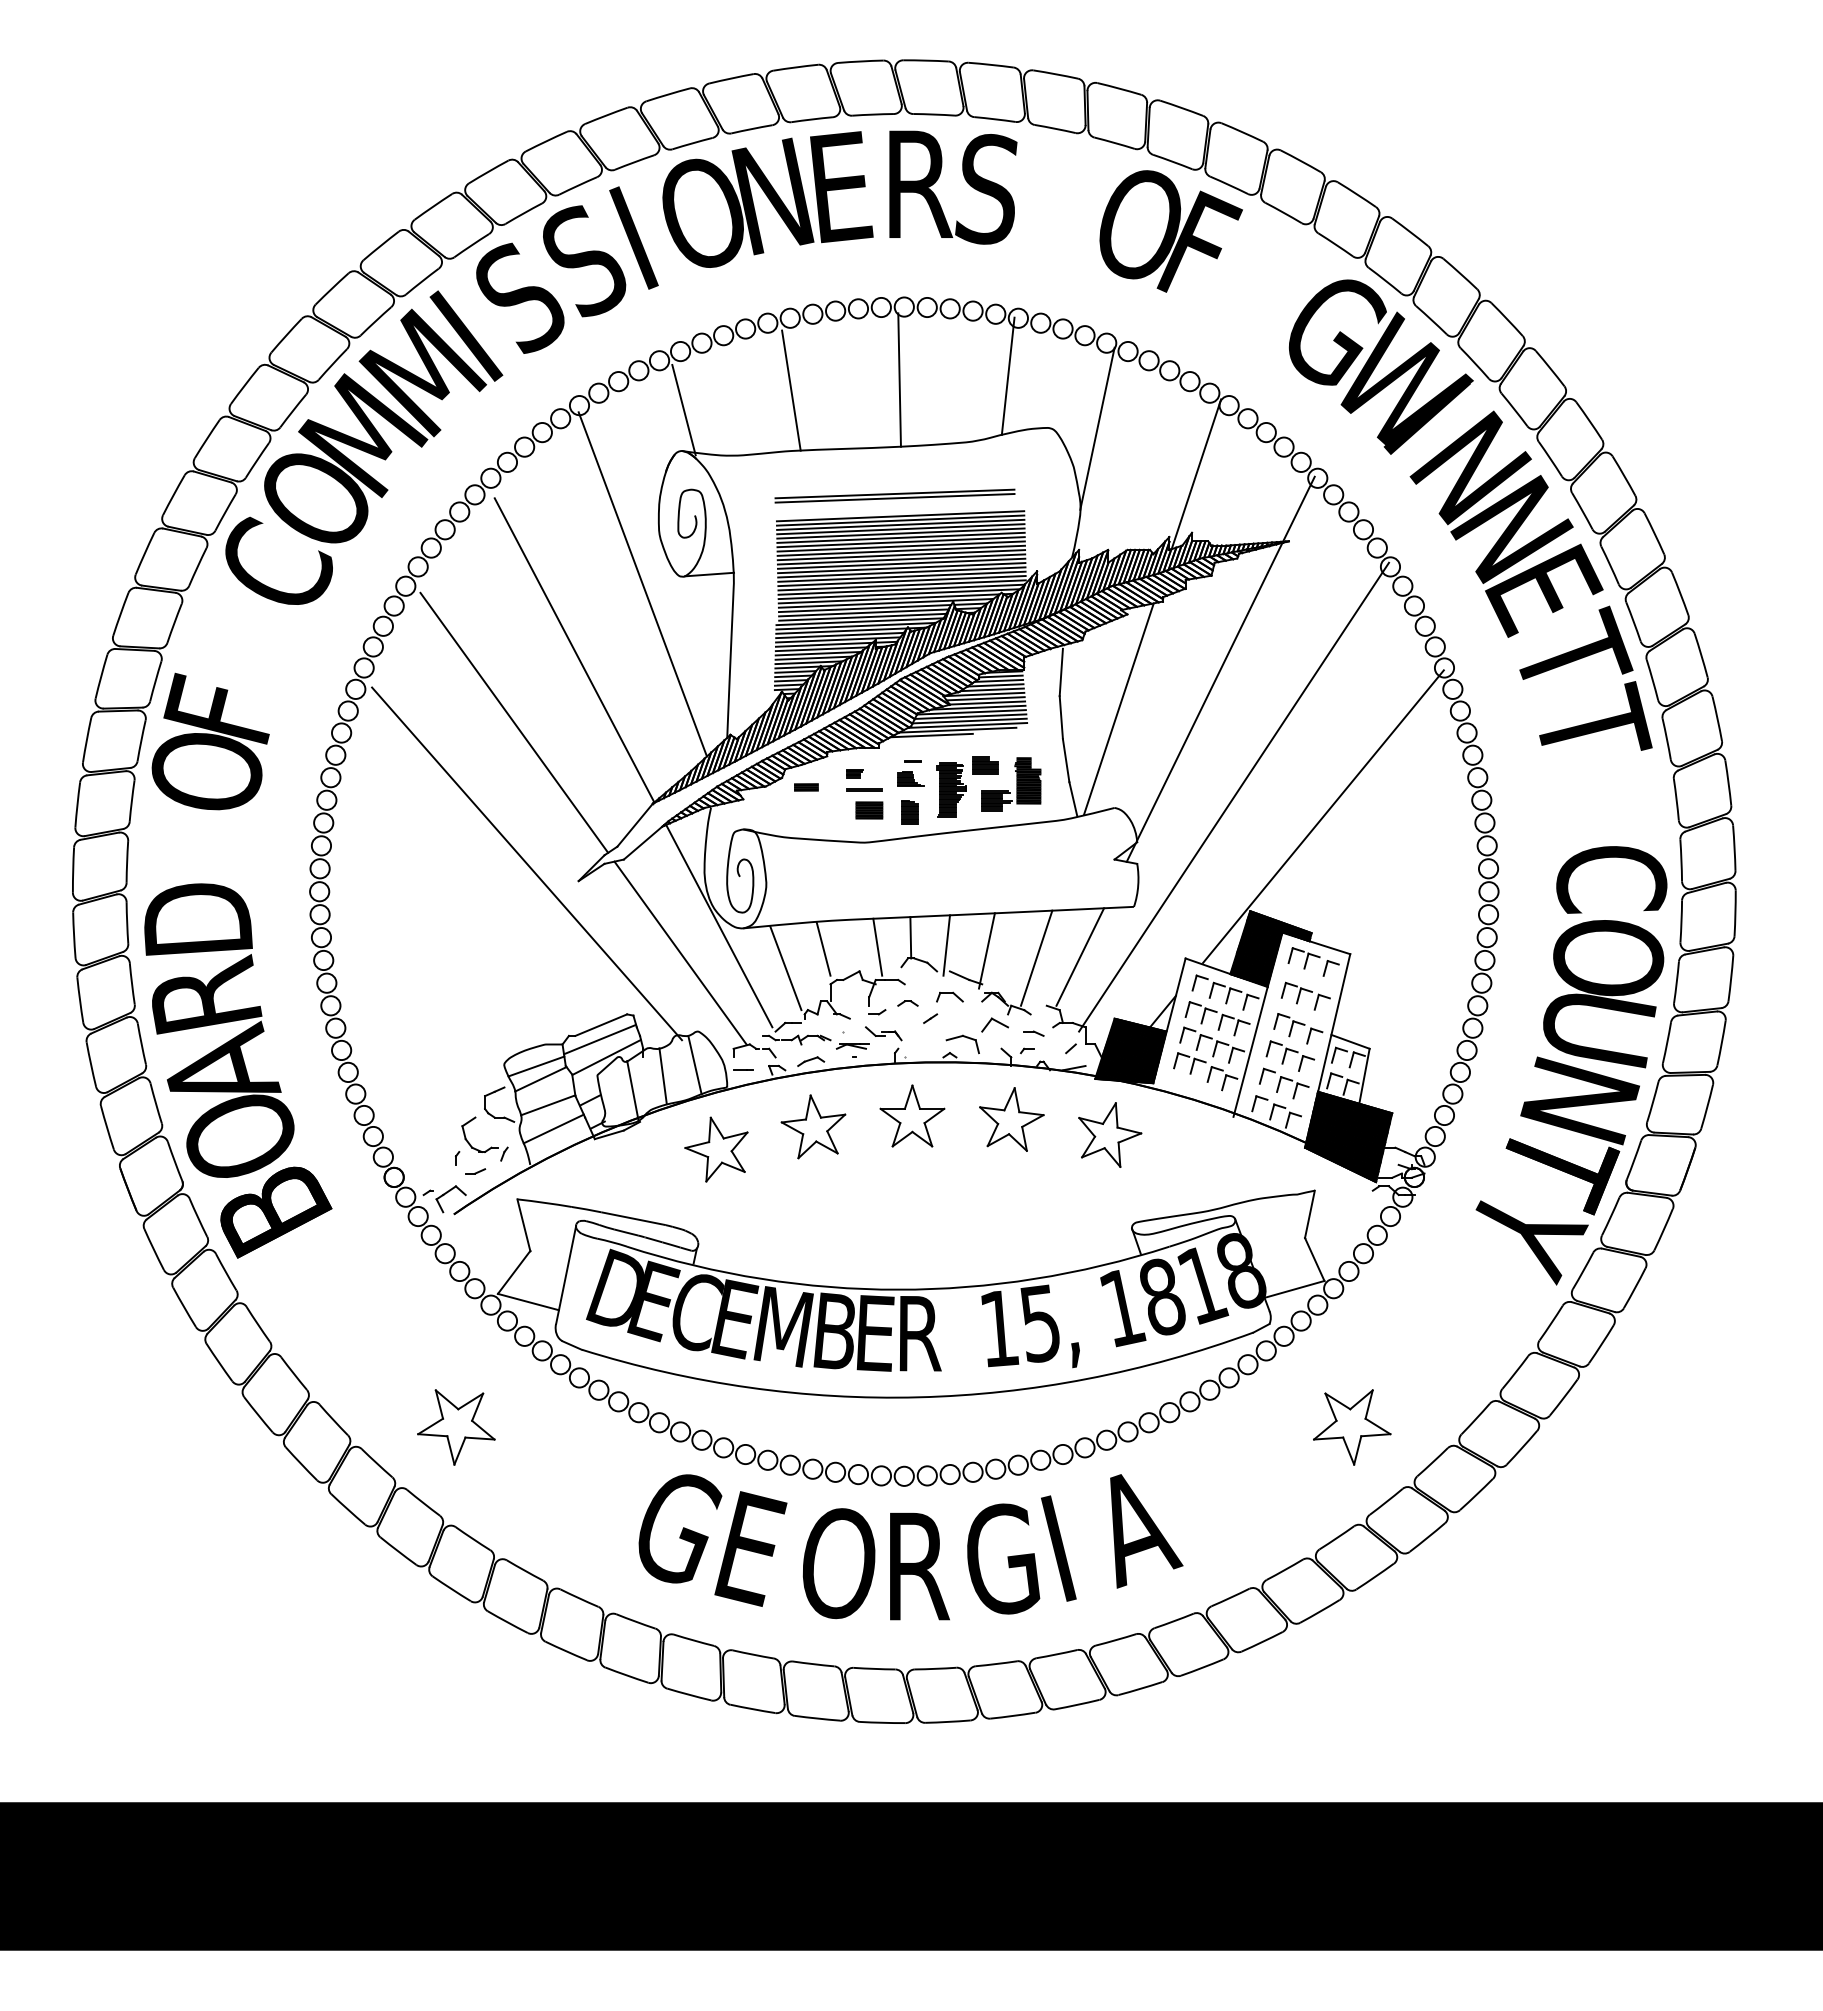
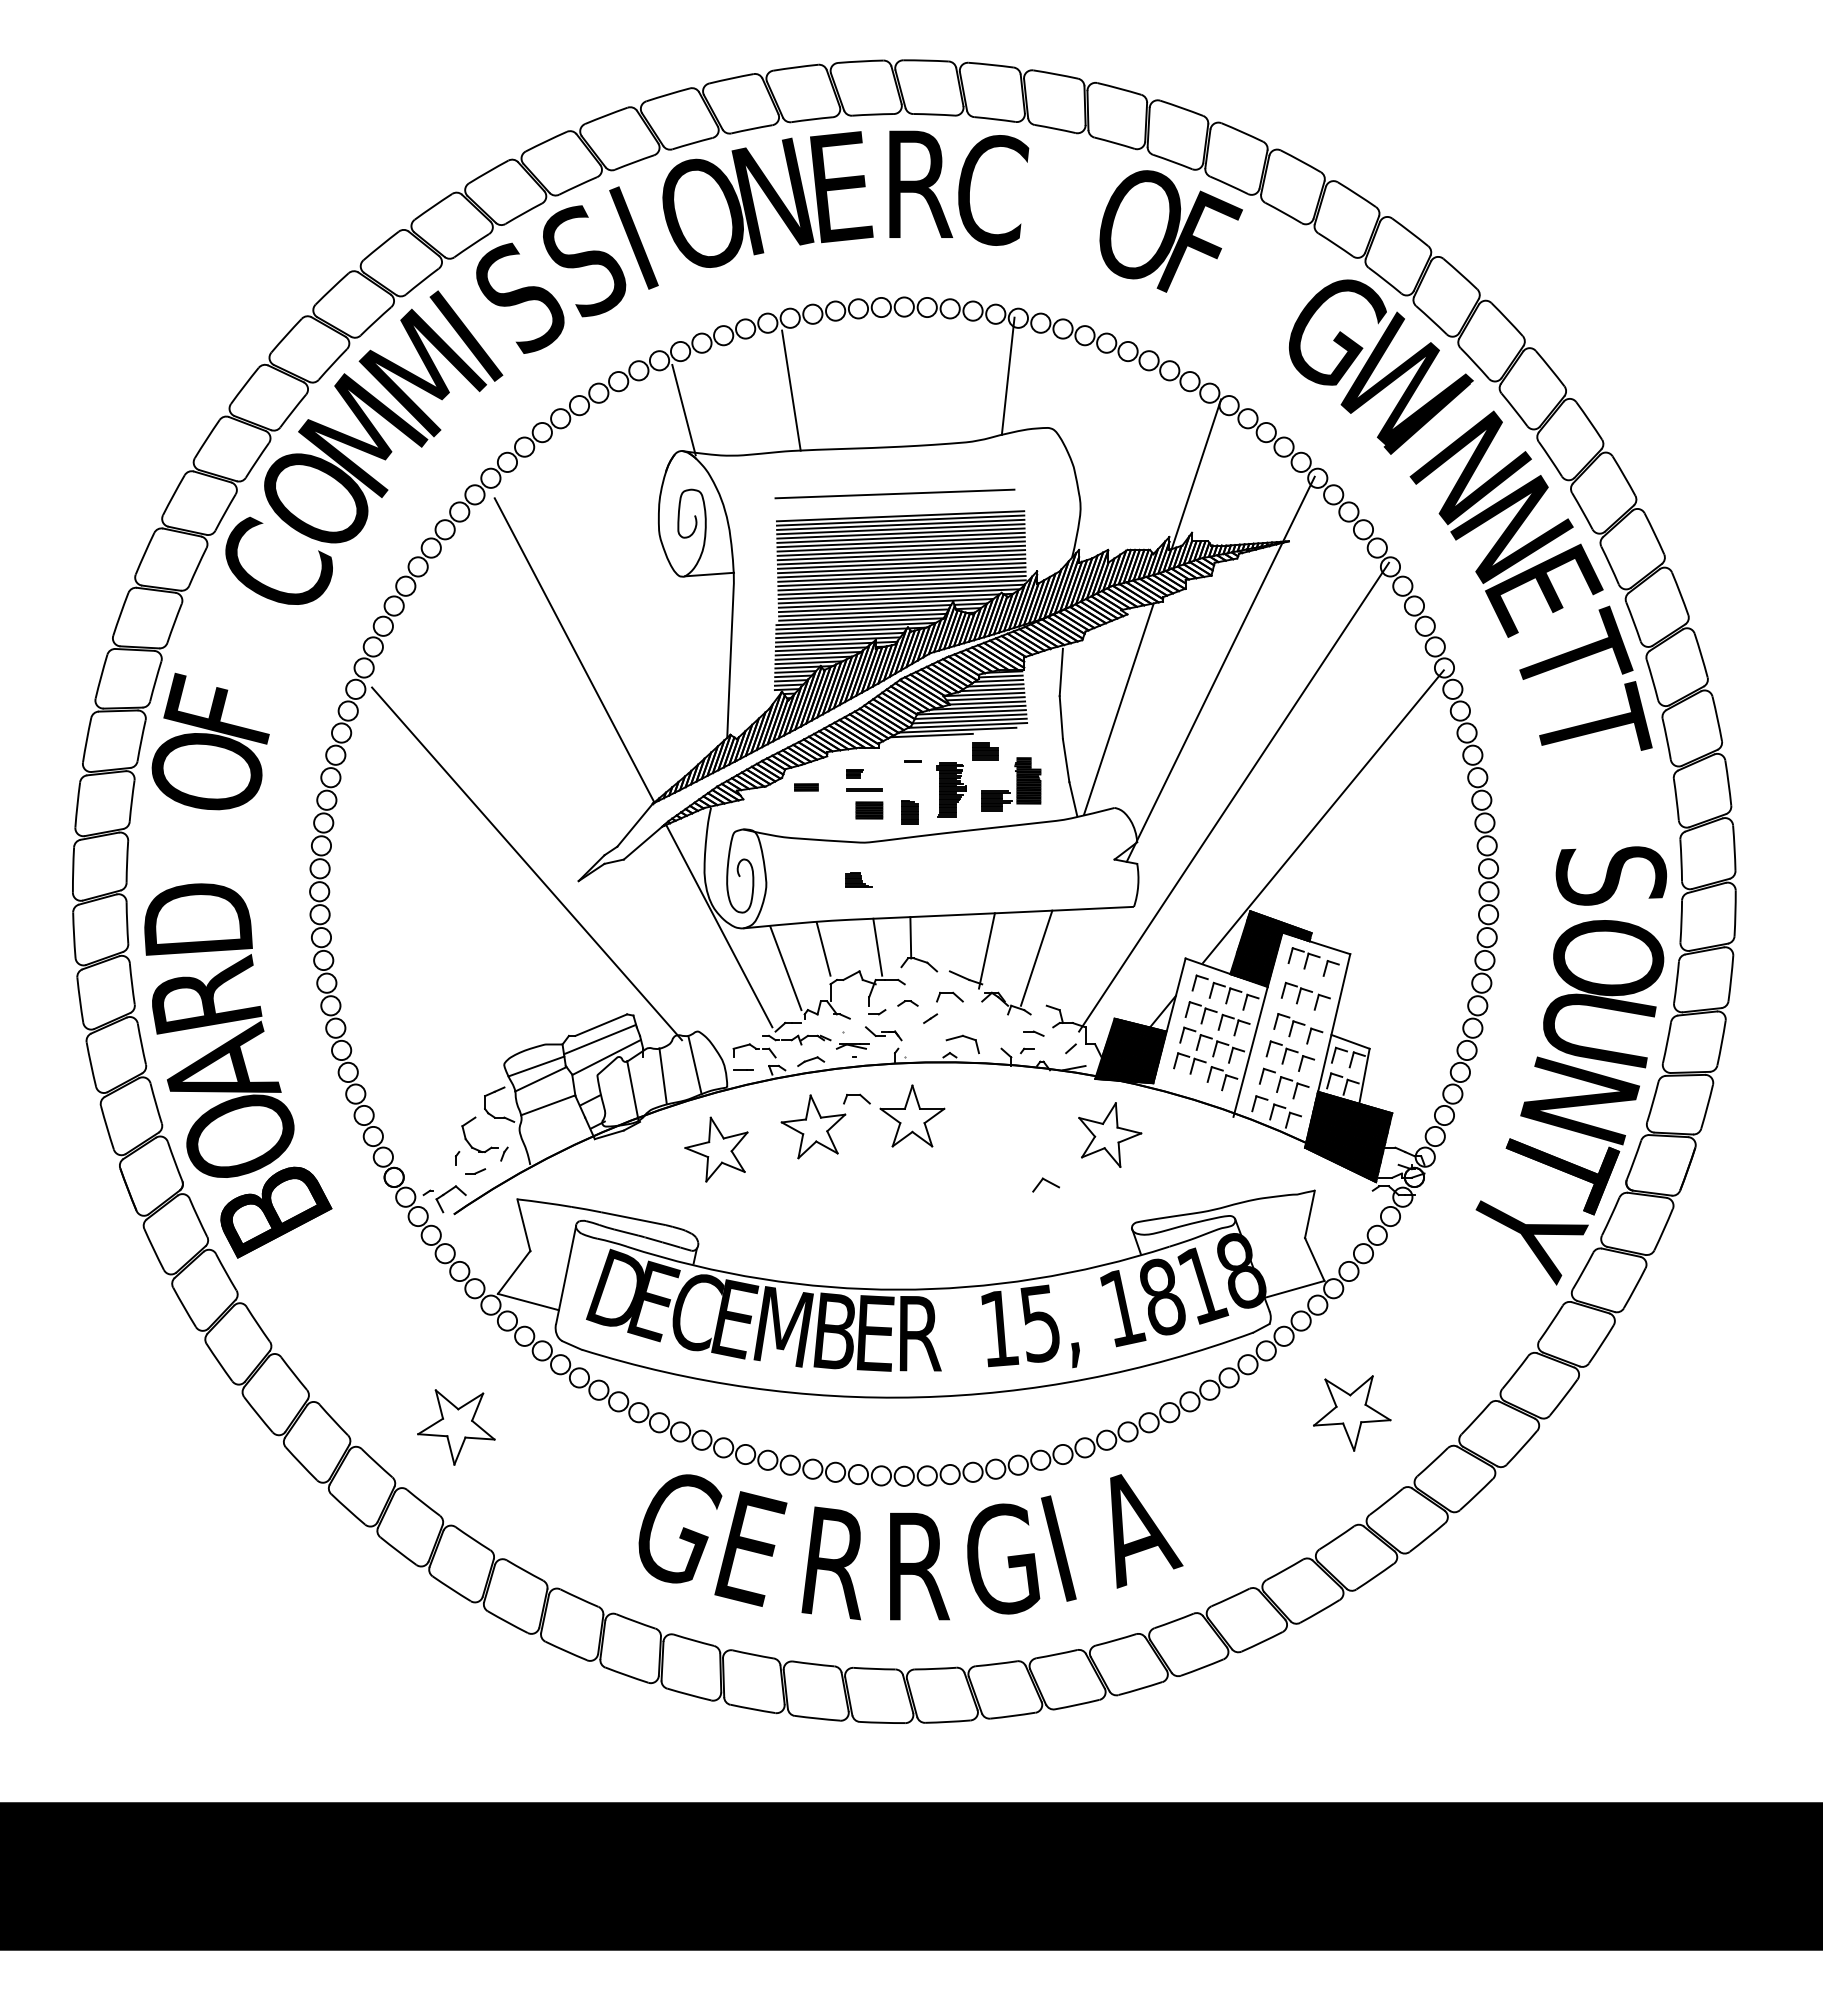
text: S -> C (992, 189)
line: present -> none (899, 379)
line: present -> none (1097, 428)
line: present -> none (894, 498)
line: present -> none (642, 584)
line: present -> none (514, 722)
part position: (985, 765) -> (985, 751) (985, 751)
part position: (910, 778) -> (858, 879) (858, 879)
text: C -> S (1611, 879)
line: present -> none (946, 945)
line: present -> none (680, 952)
line: present -> none (1080, 956)
part position: (994, 1024) -> (1045, 1184) (1045, 1184)
part: none -> present (856, 1098)
part: present -> none (1011, 1119)
line: present -> none (553, 1128)
part position: (1352, 1427) -> (1352, 1413) (1352, 1413)
text: O -> R (838, 1563)
